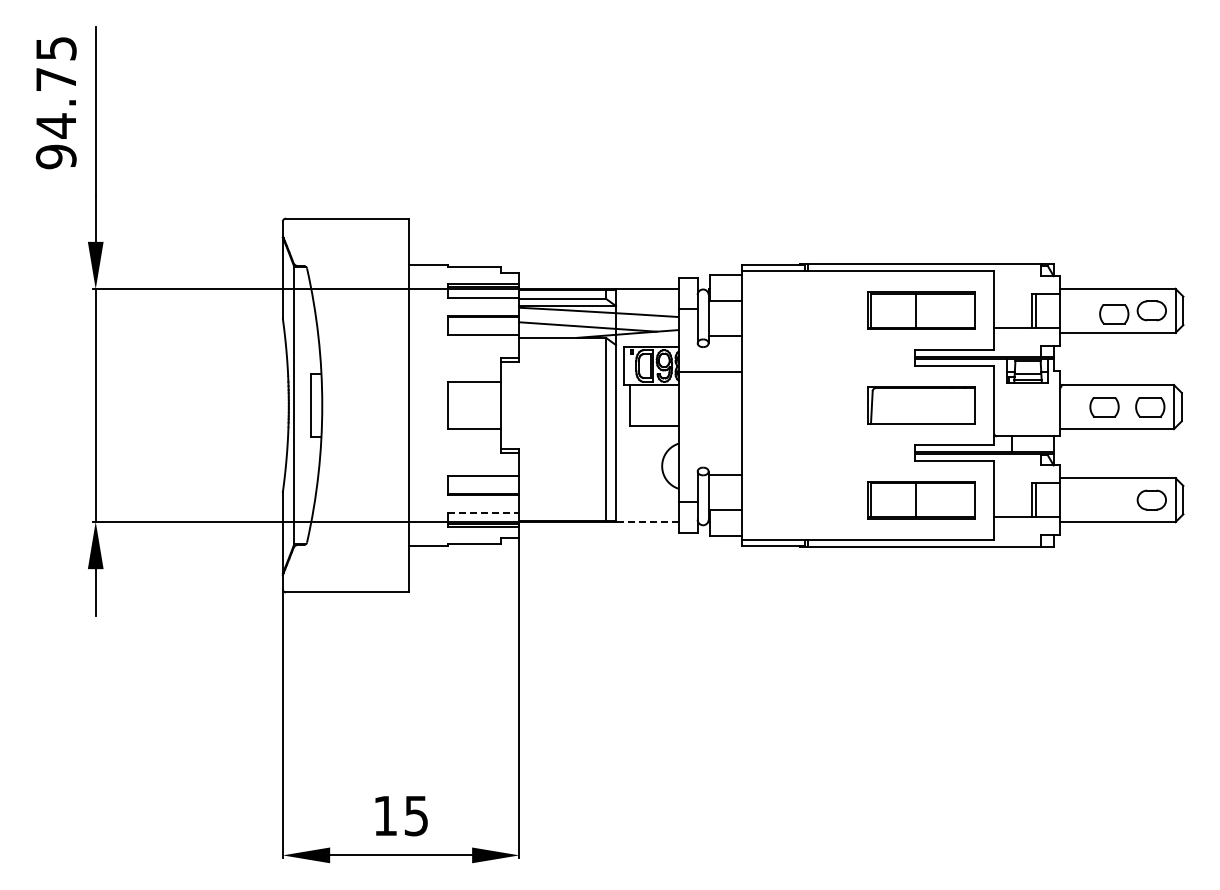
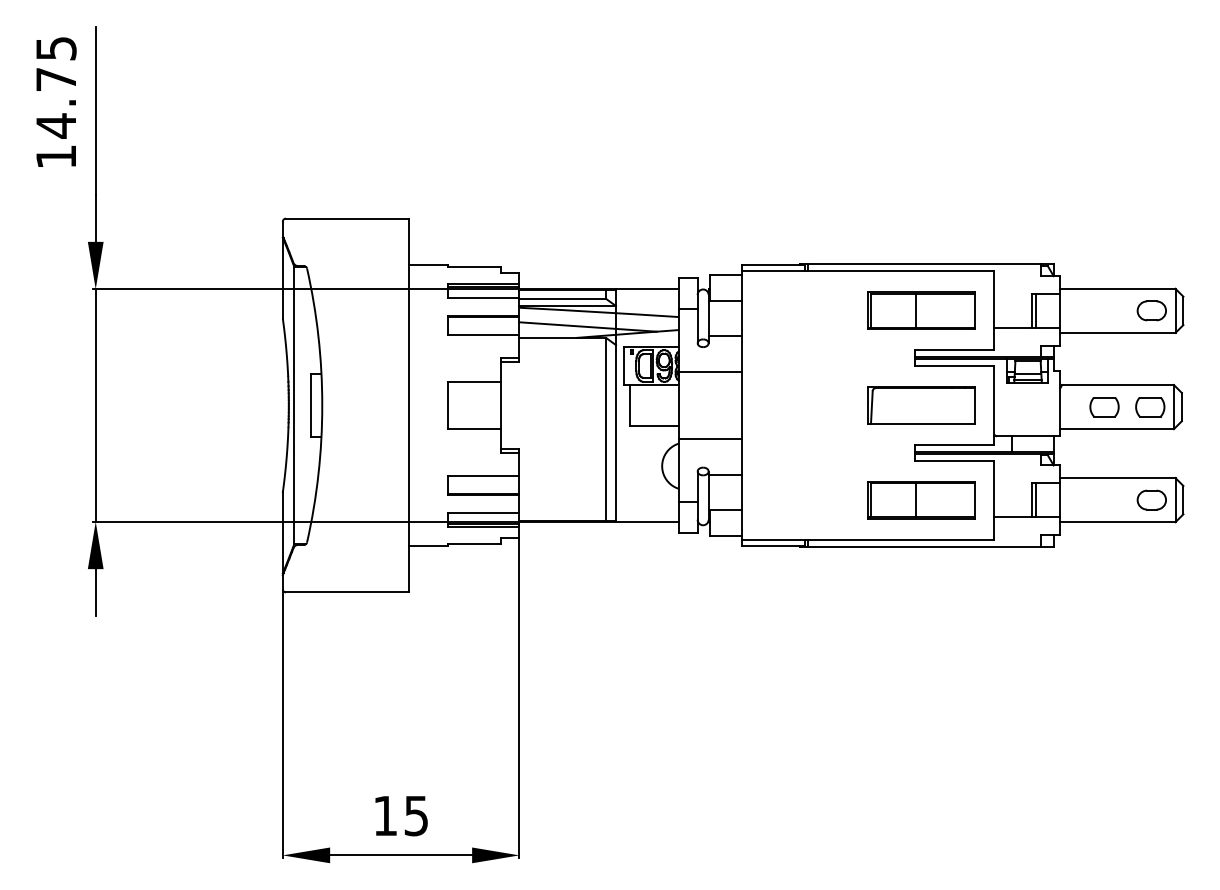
text: 94.75 -> 14.75 (55, 156)
part: present -> none (1114, 314)
line: none -> present (709, 438)
line: dashed -> solid (484, 513)
line: dashed -> solid (646, 521)
